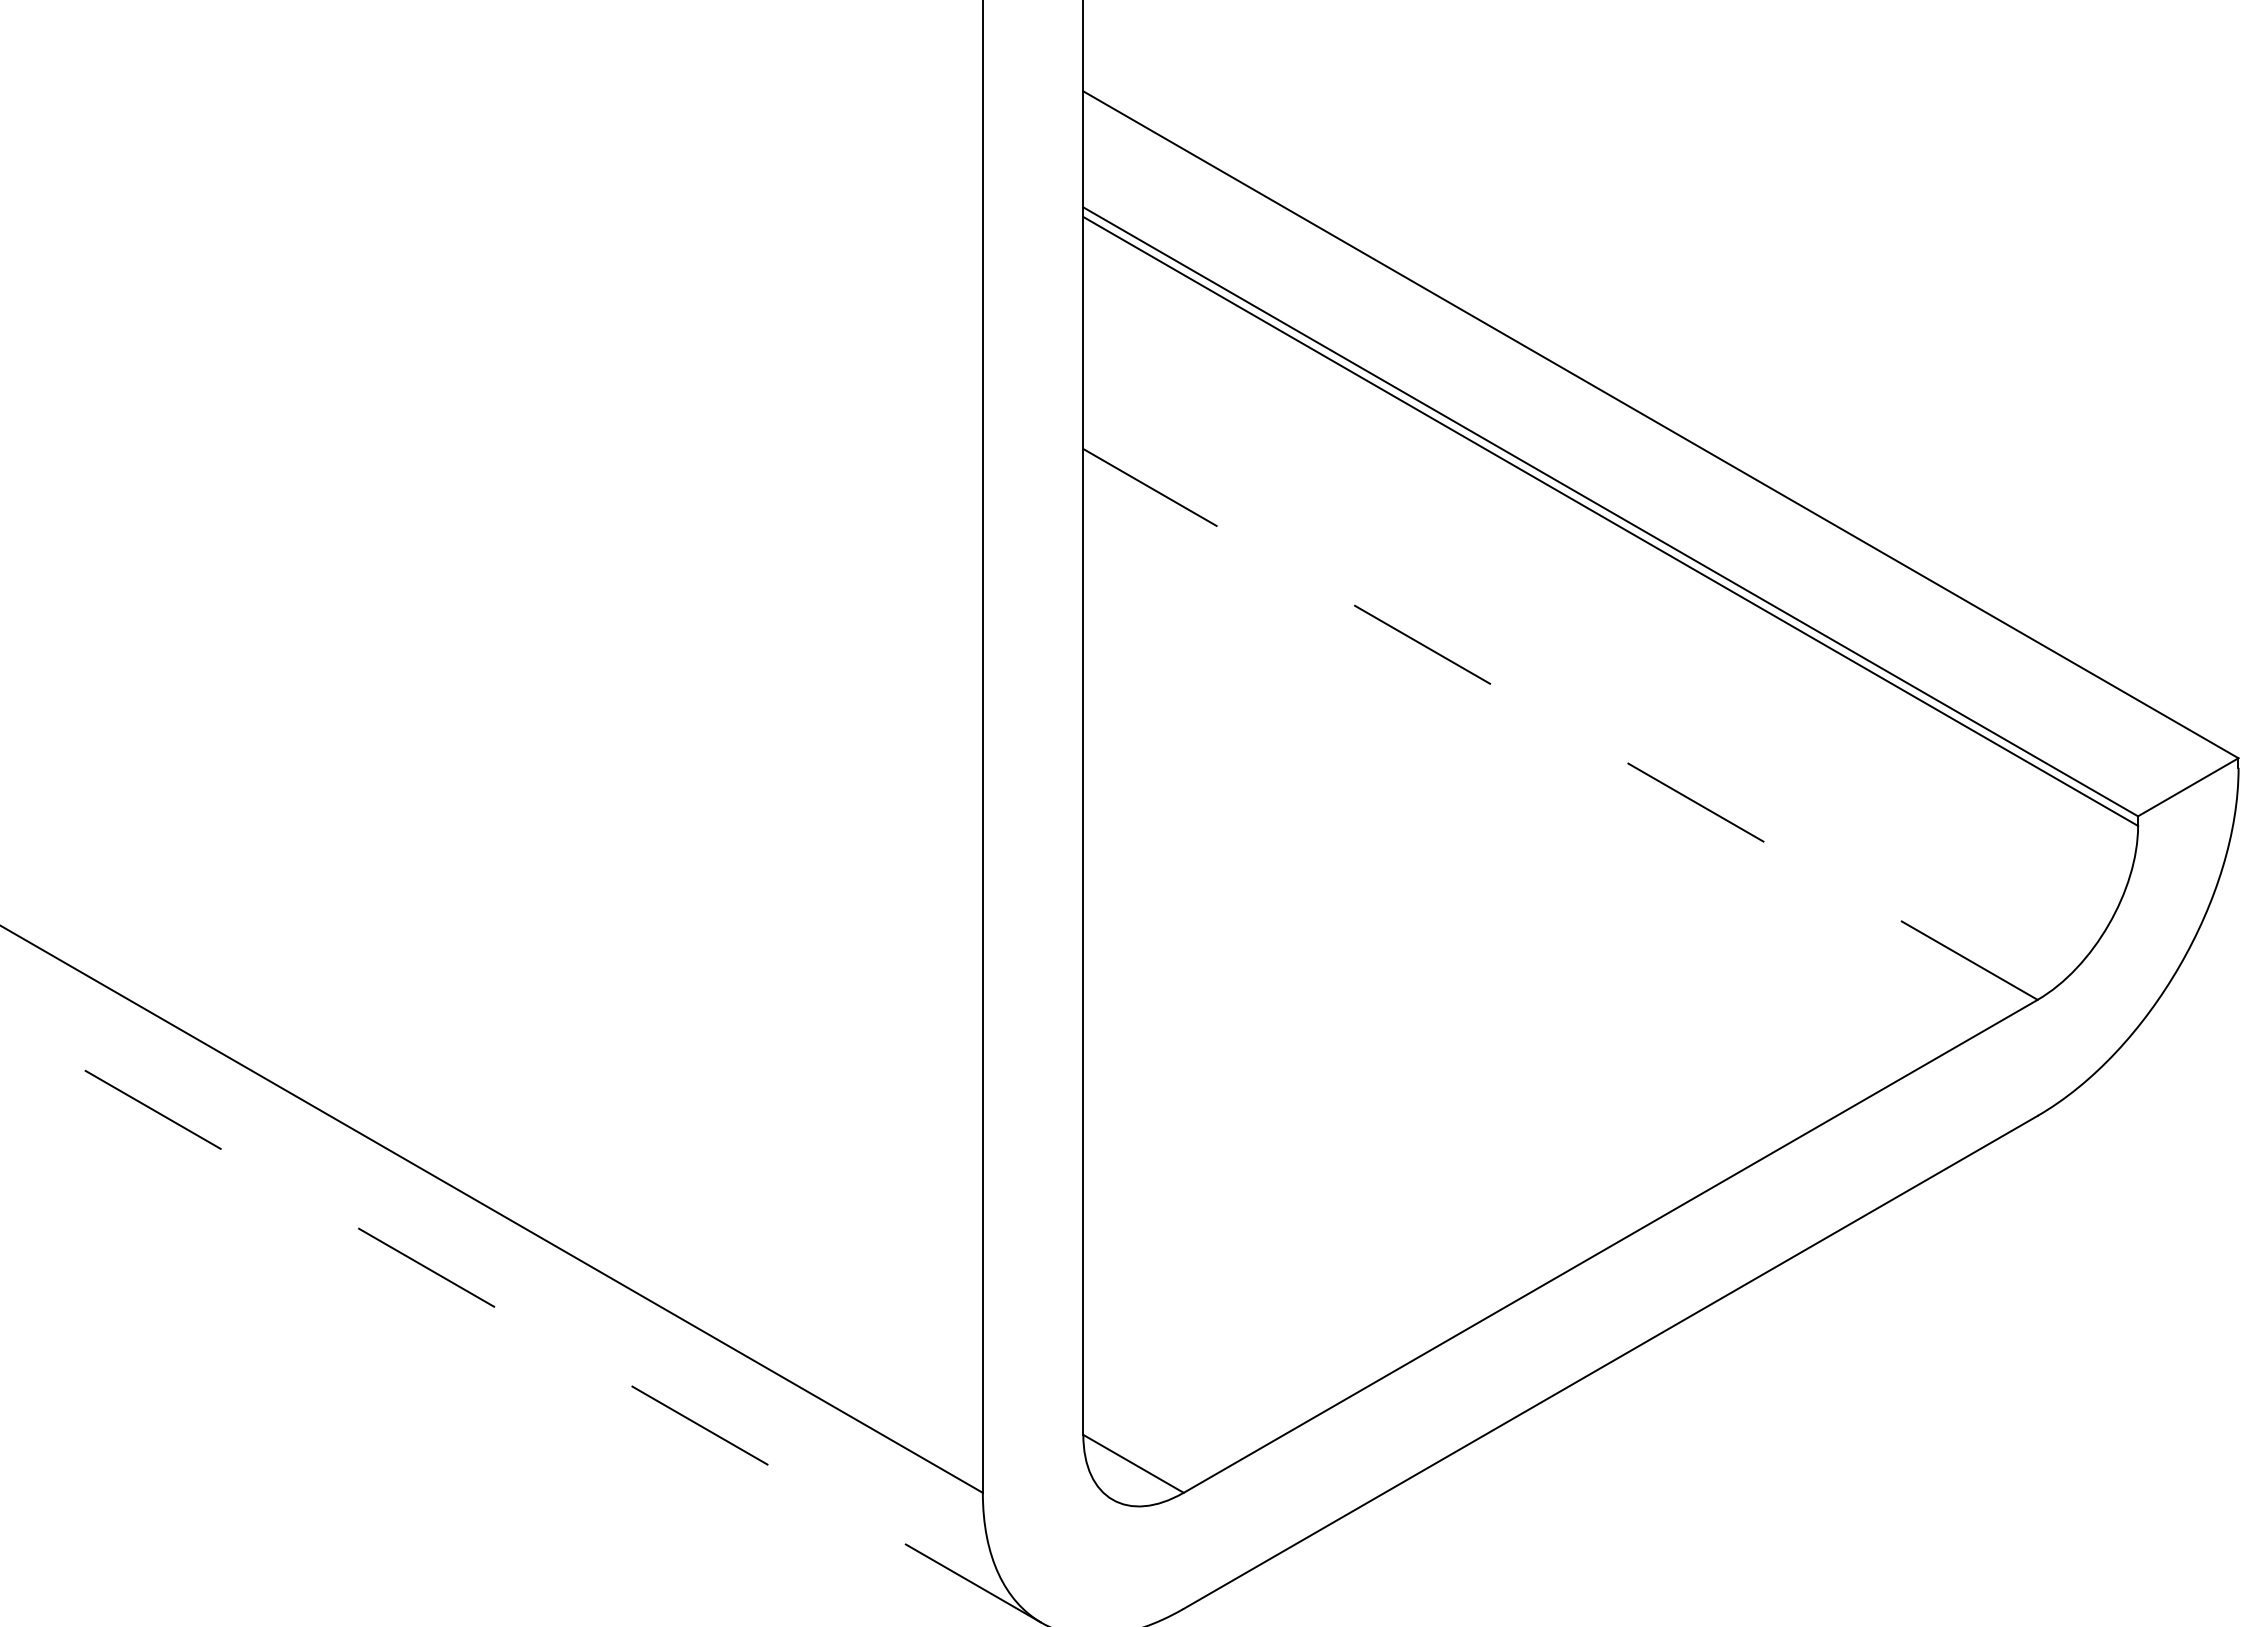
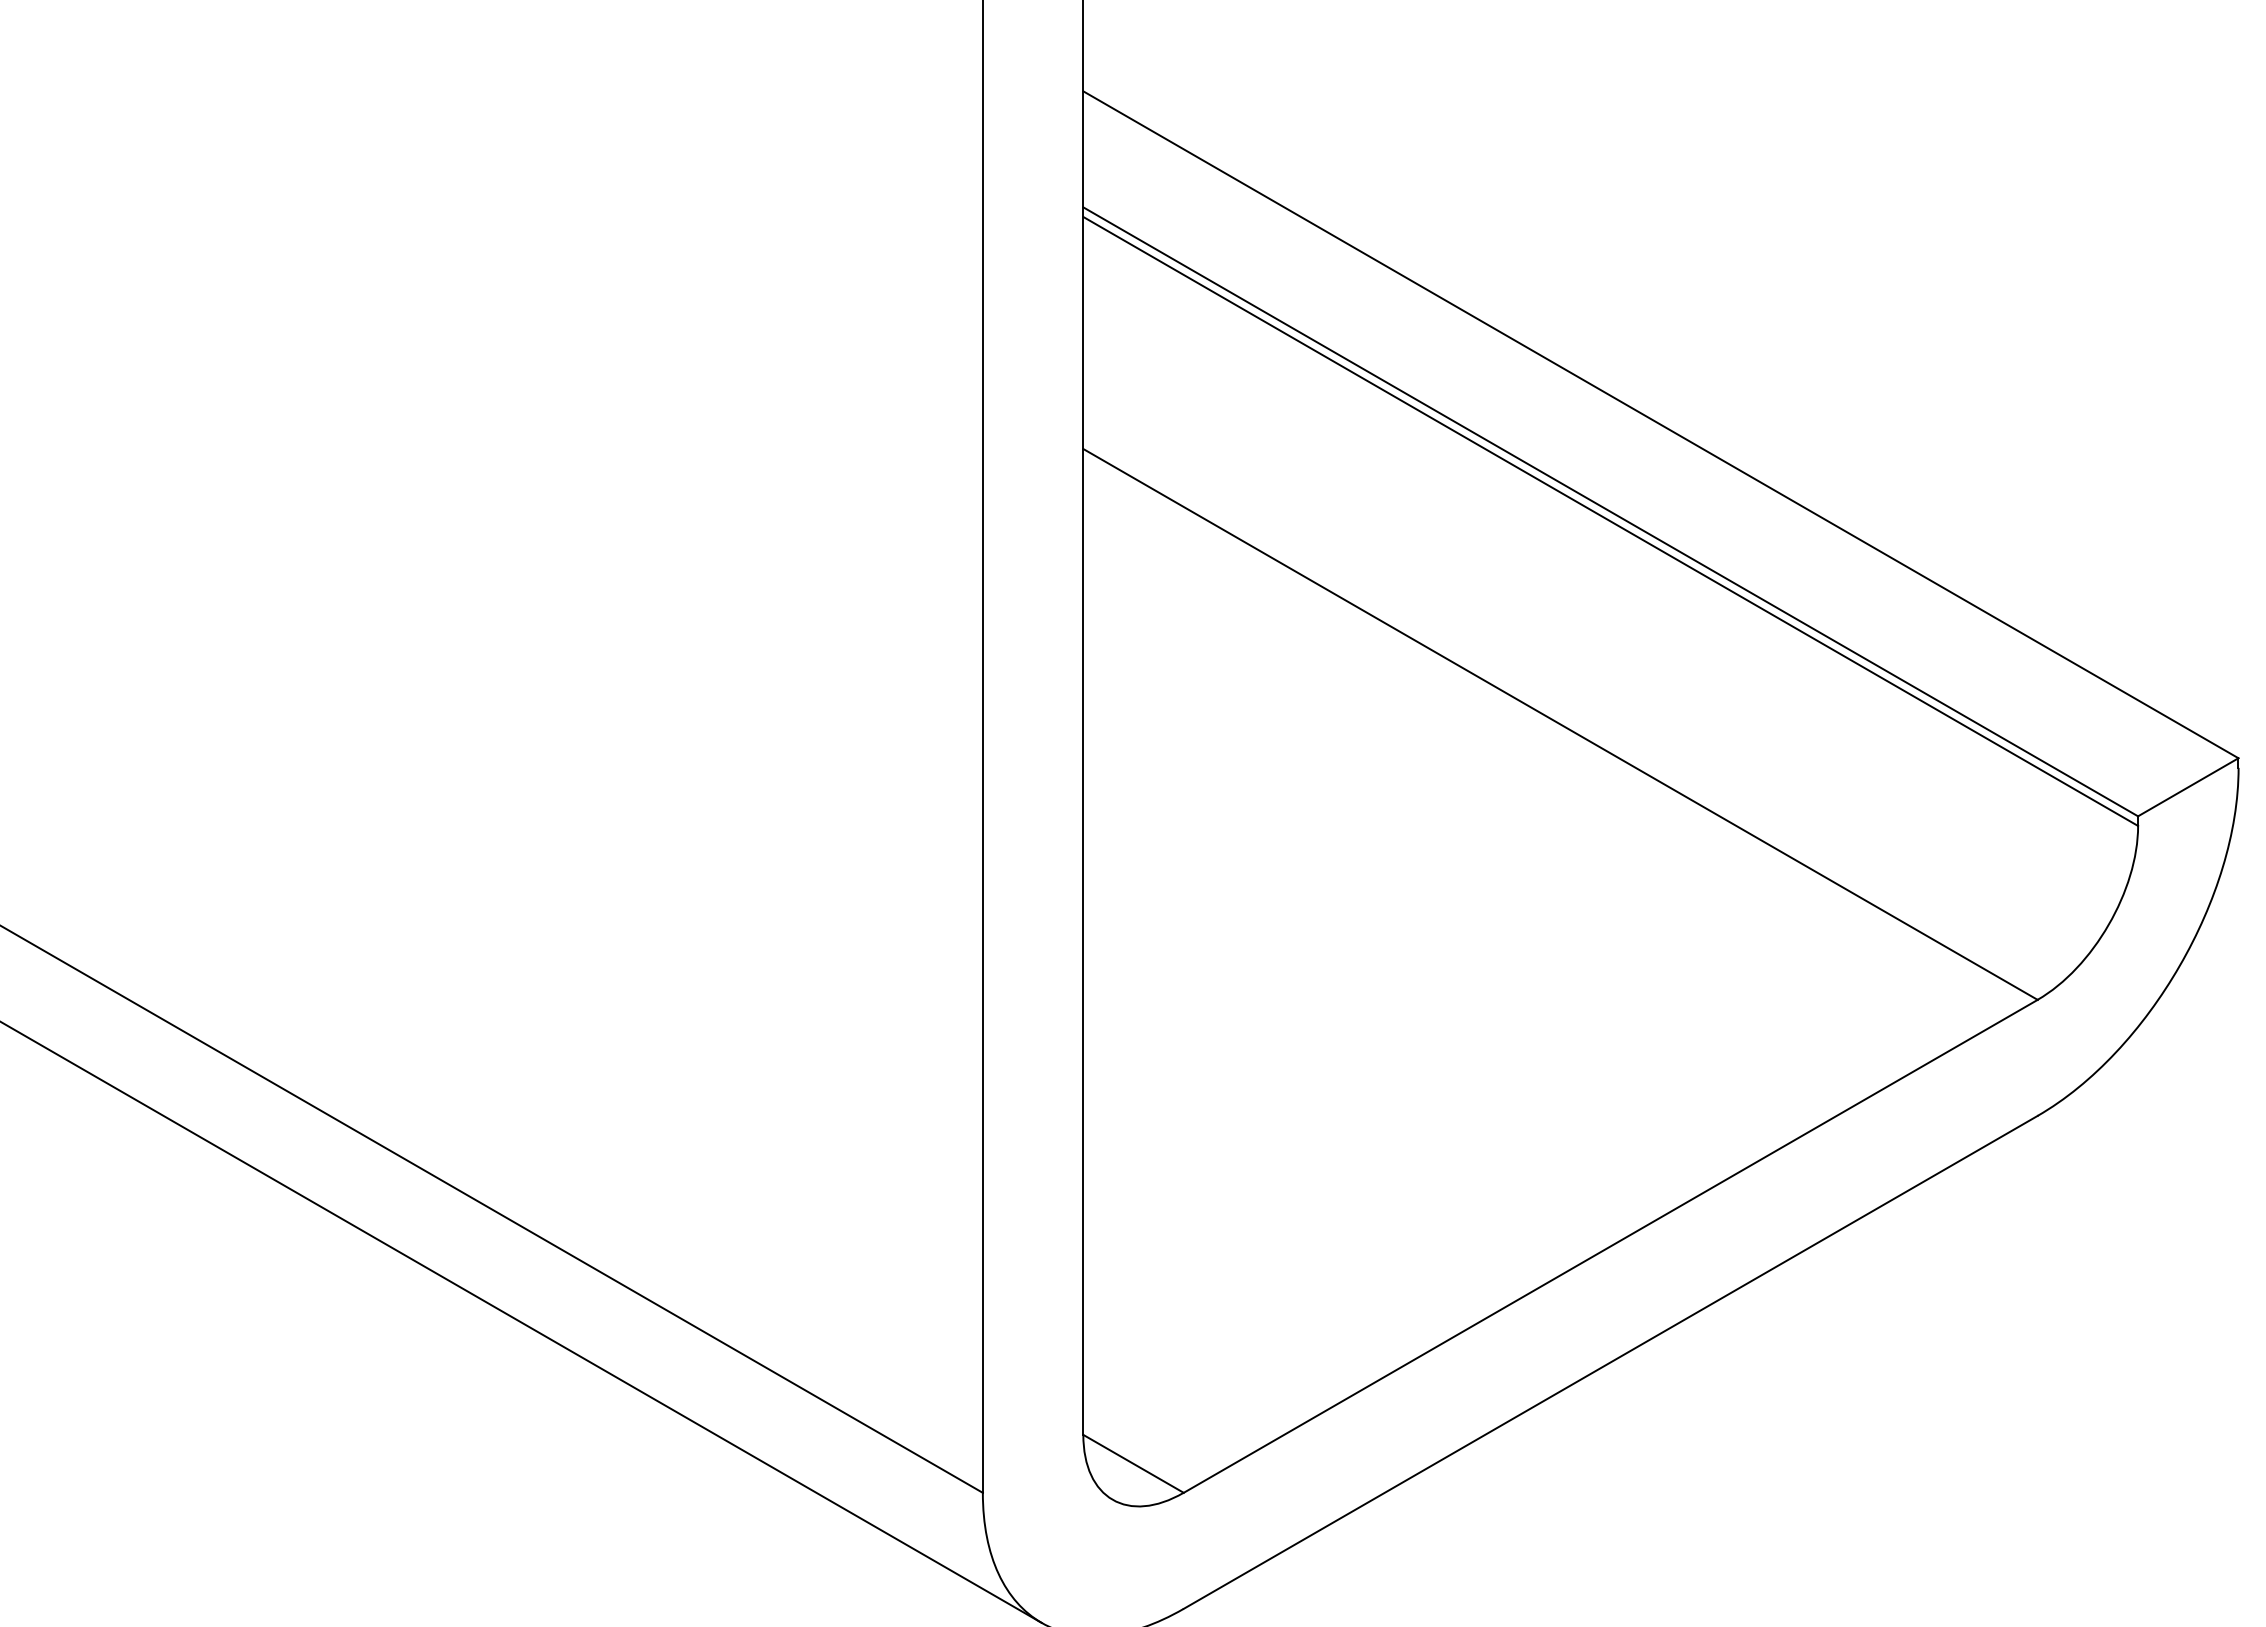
line: dashed -> solid (1560, 724)
line: dashed -> solid (520, 1321)
